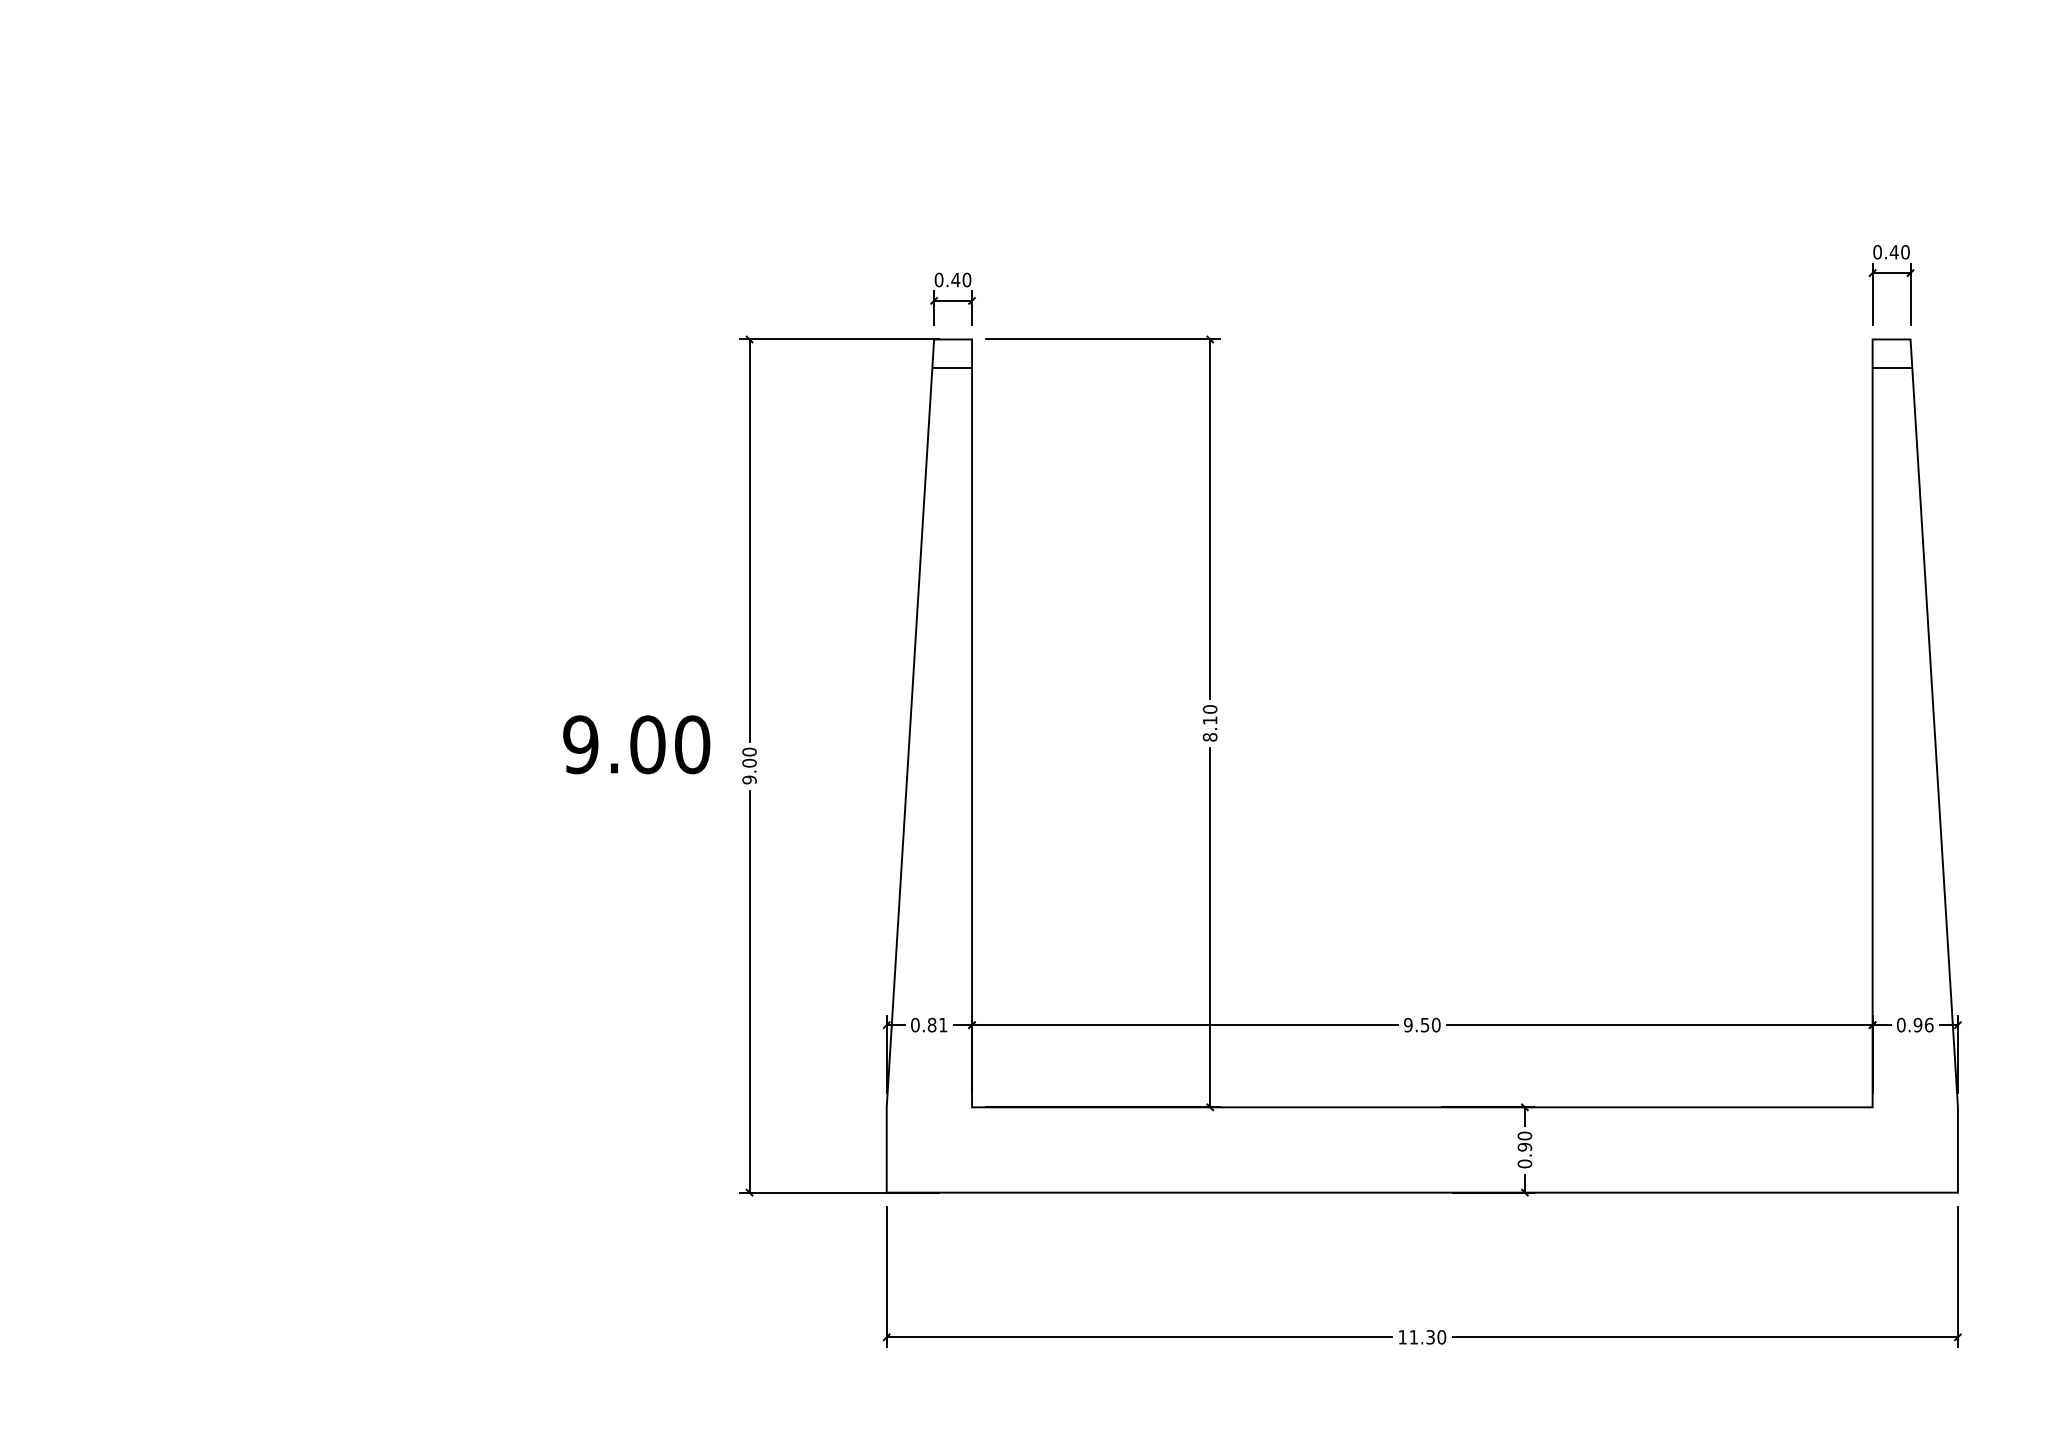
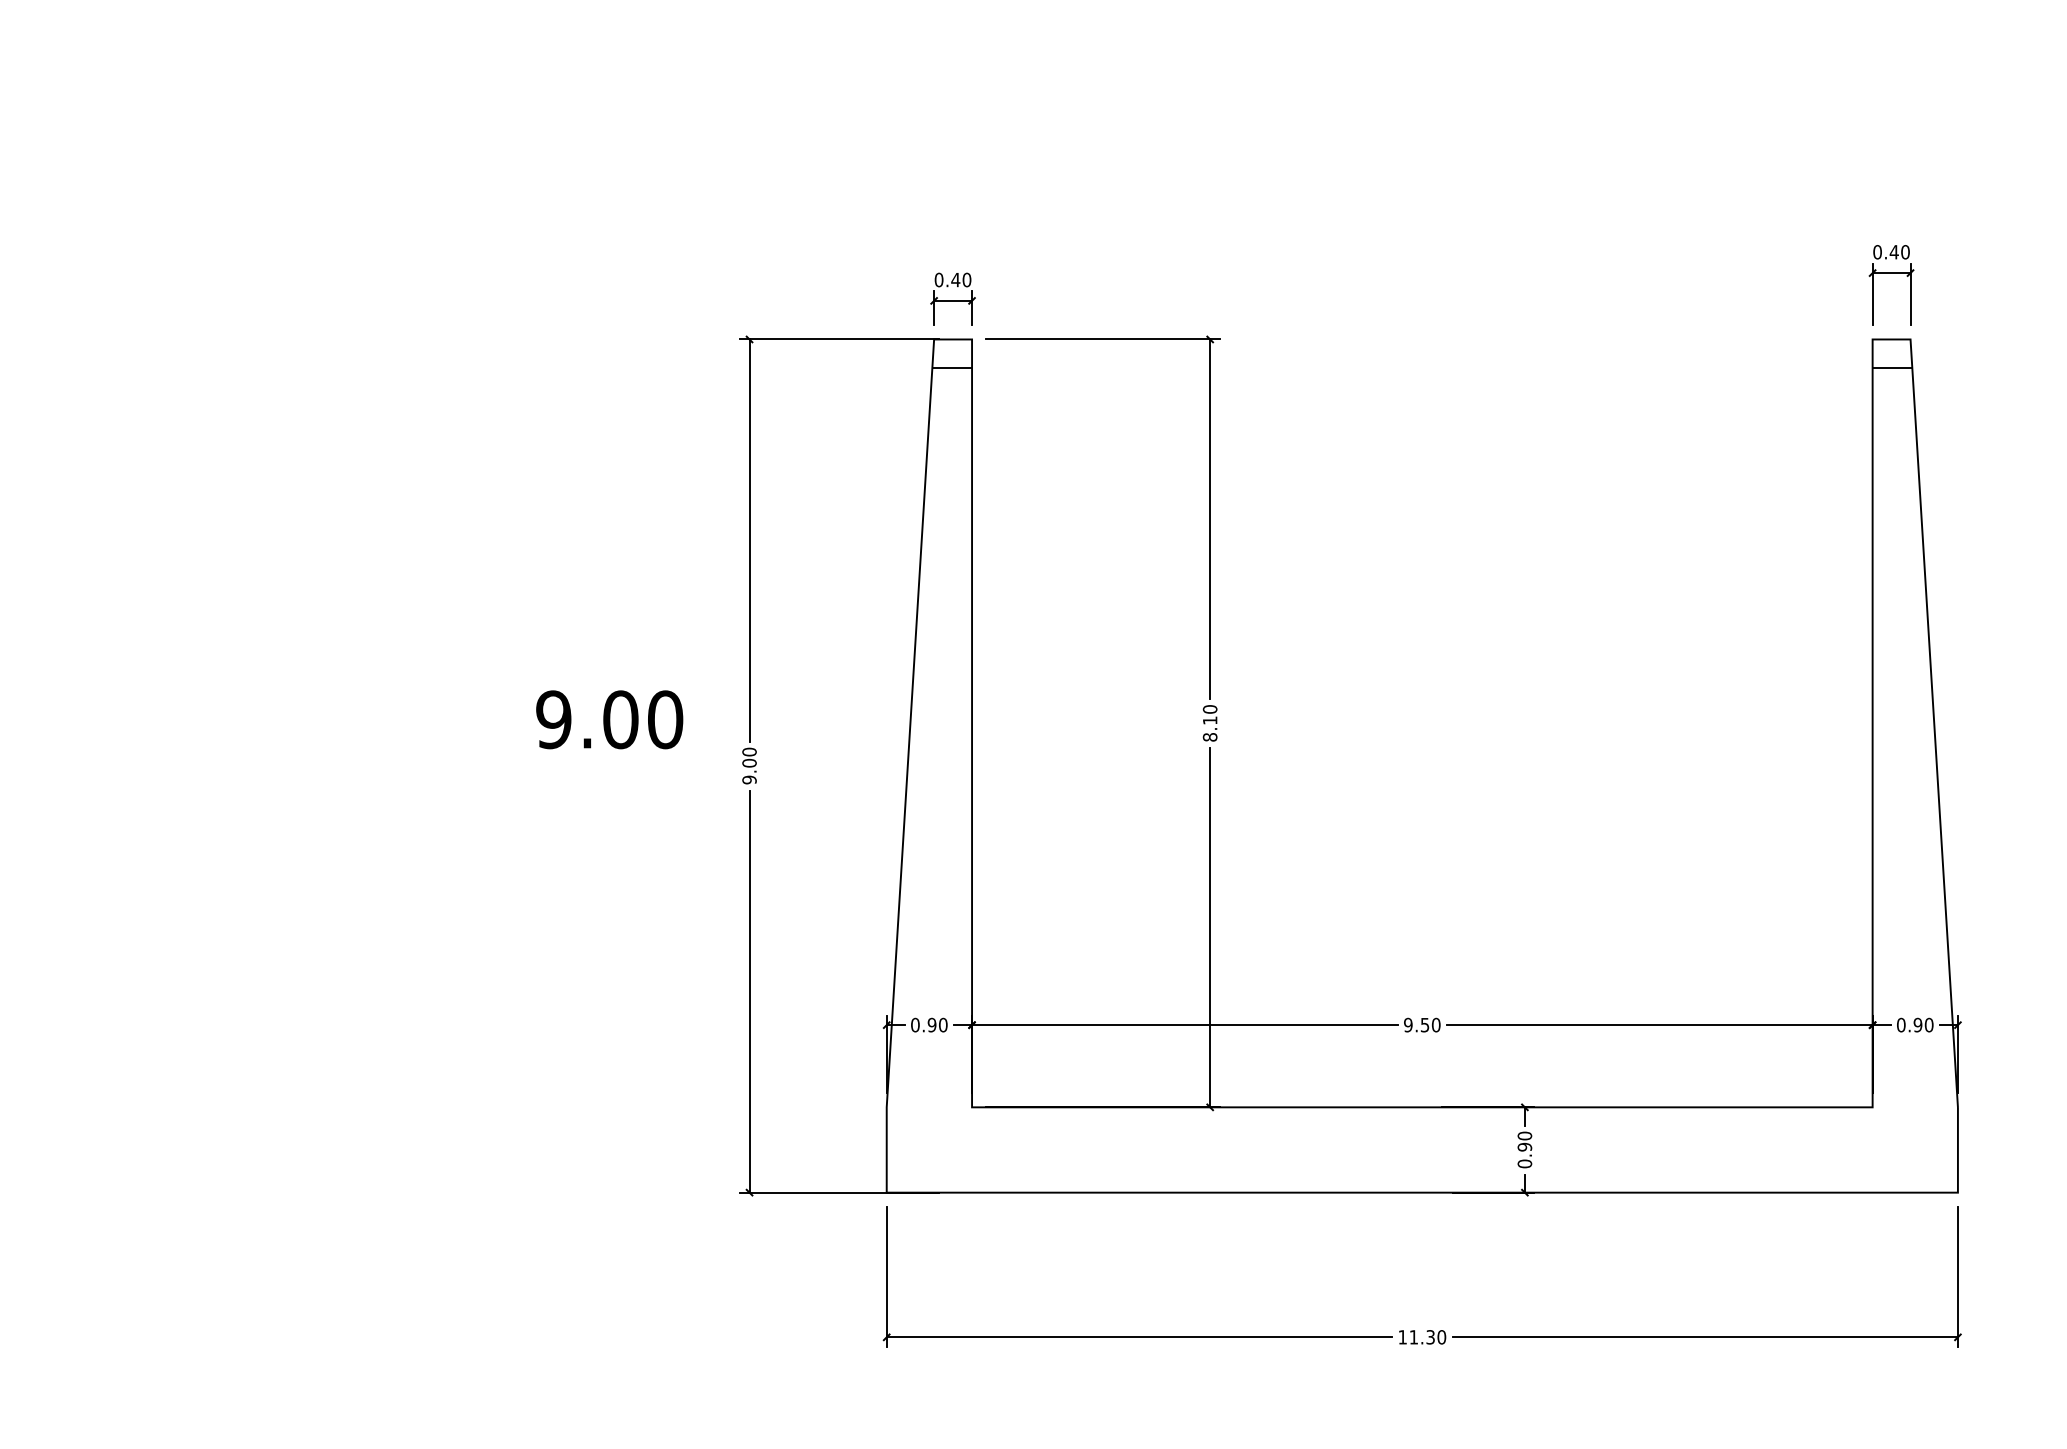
text position: (636, 744) -> (609, 719) (609, 719)
text: 0.81 -> 0.90 (937, 1024)
text: 0.96 -> 0.90 (1929, 1024)
